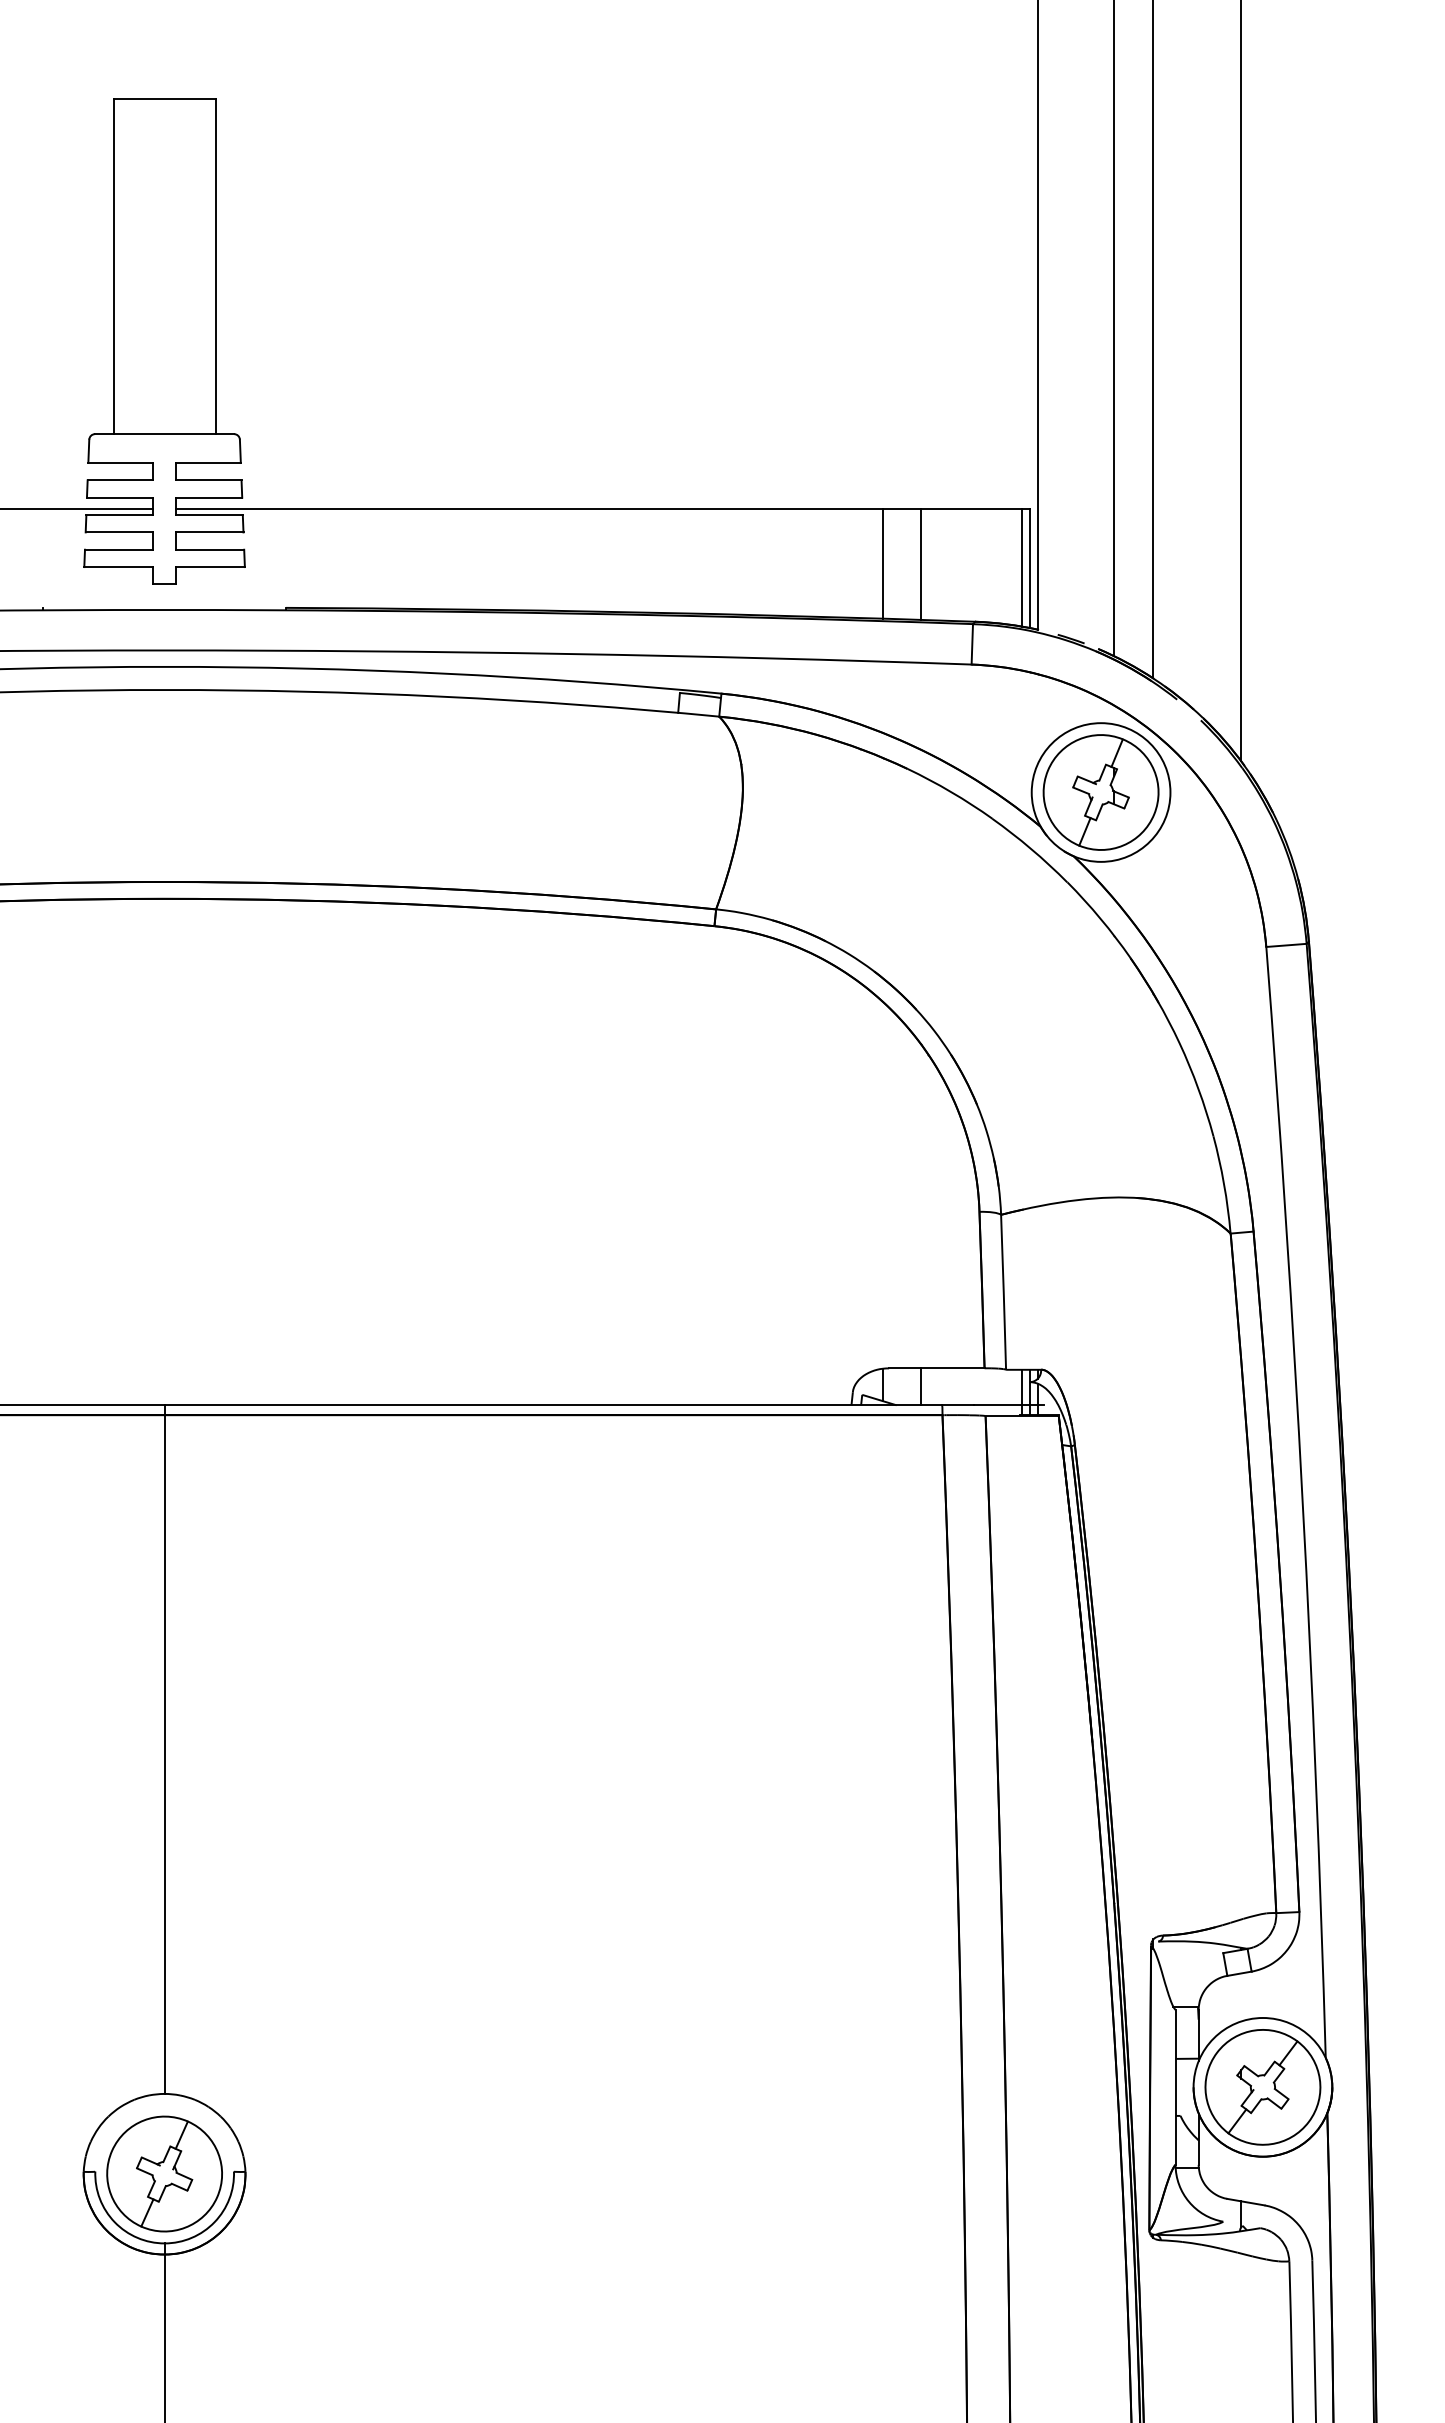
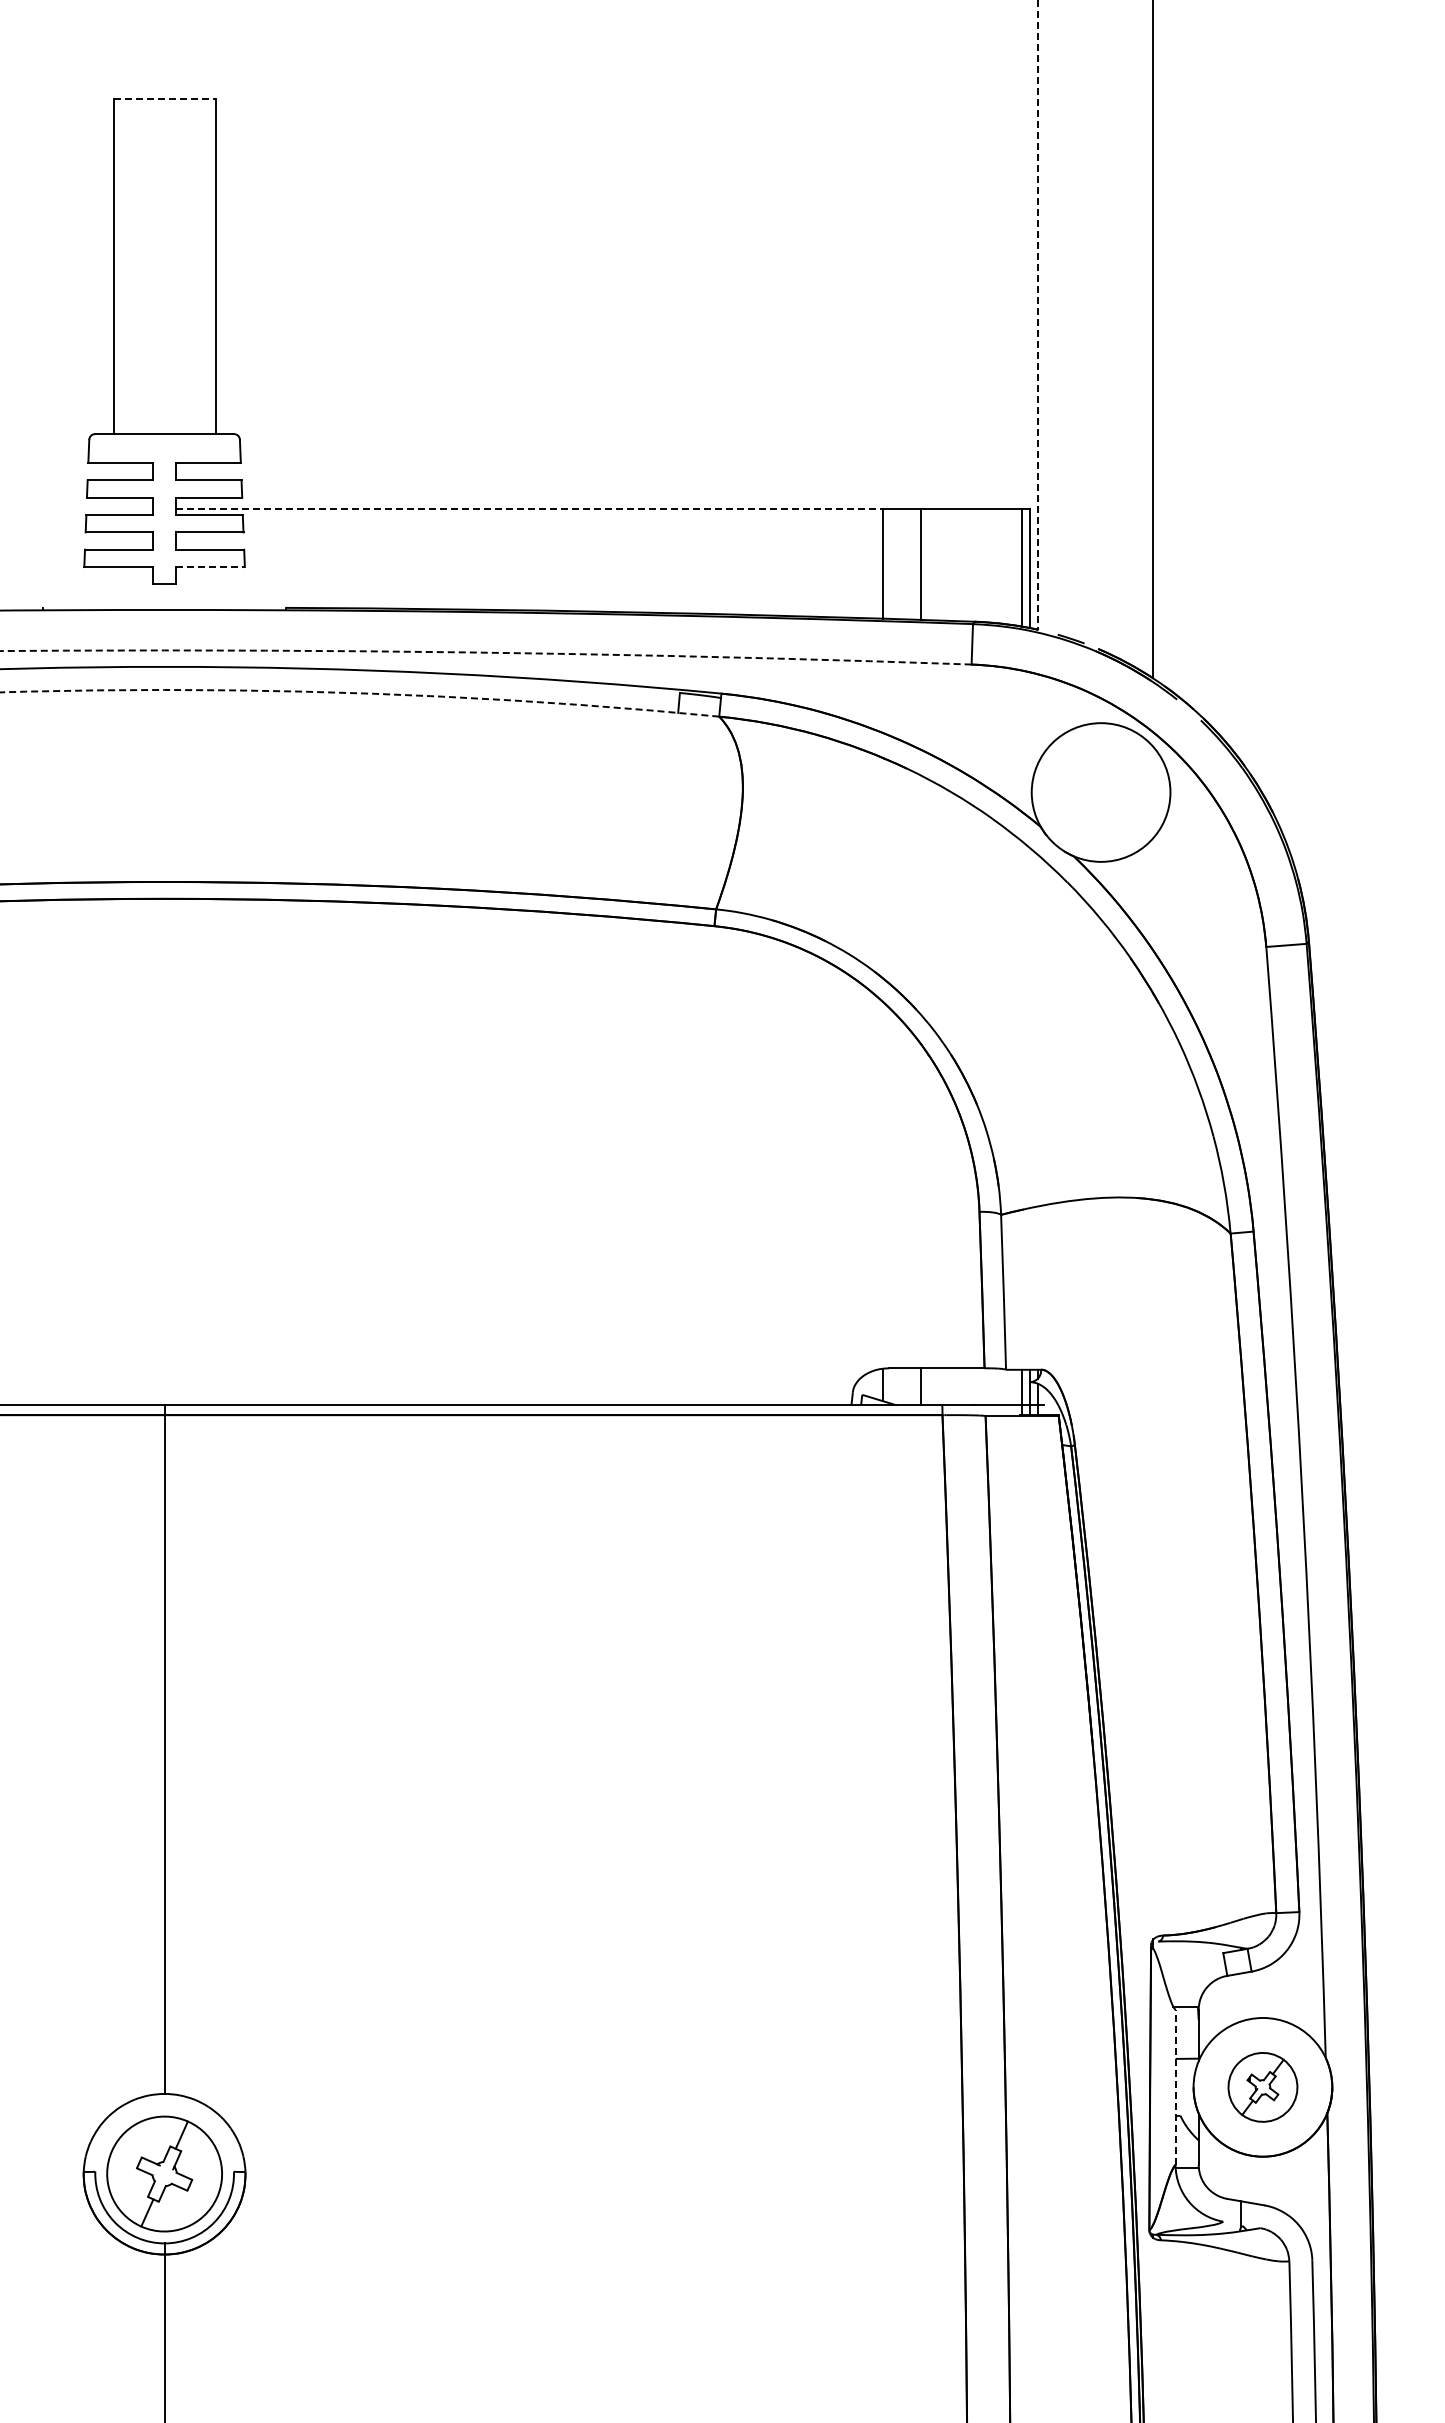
line: solid -> dashed (164, 98)
line: solid -> dashed (1037, 314)
line: present -> none (1114, 329)
line: present -> none (1241, 381)
line: present -> none (77, 508)
line: solid -> dashed (529, 508)
line: solid -> dashed (211, 567)
arc: solid -> dashed (486, 652)
arc: solid -> dashed (359, 693)
part: present -> none (1100, 792)
line: solid -> dashed (1175, 2086)
part size: 118x117 px -> 72x71 px (1262, 2087)
